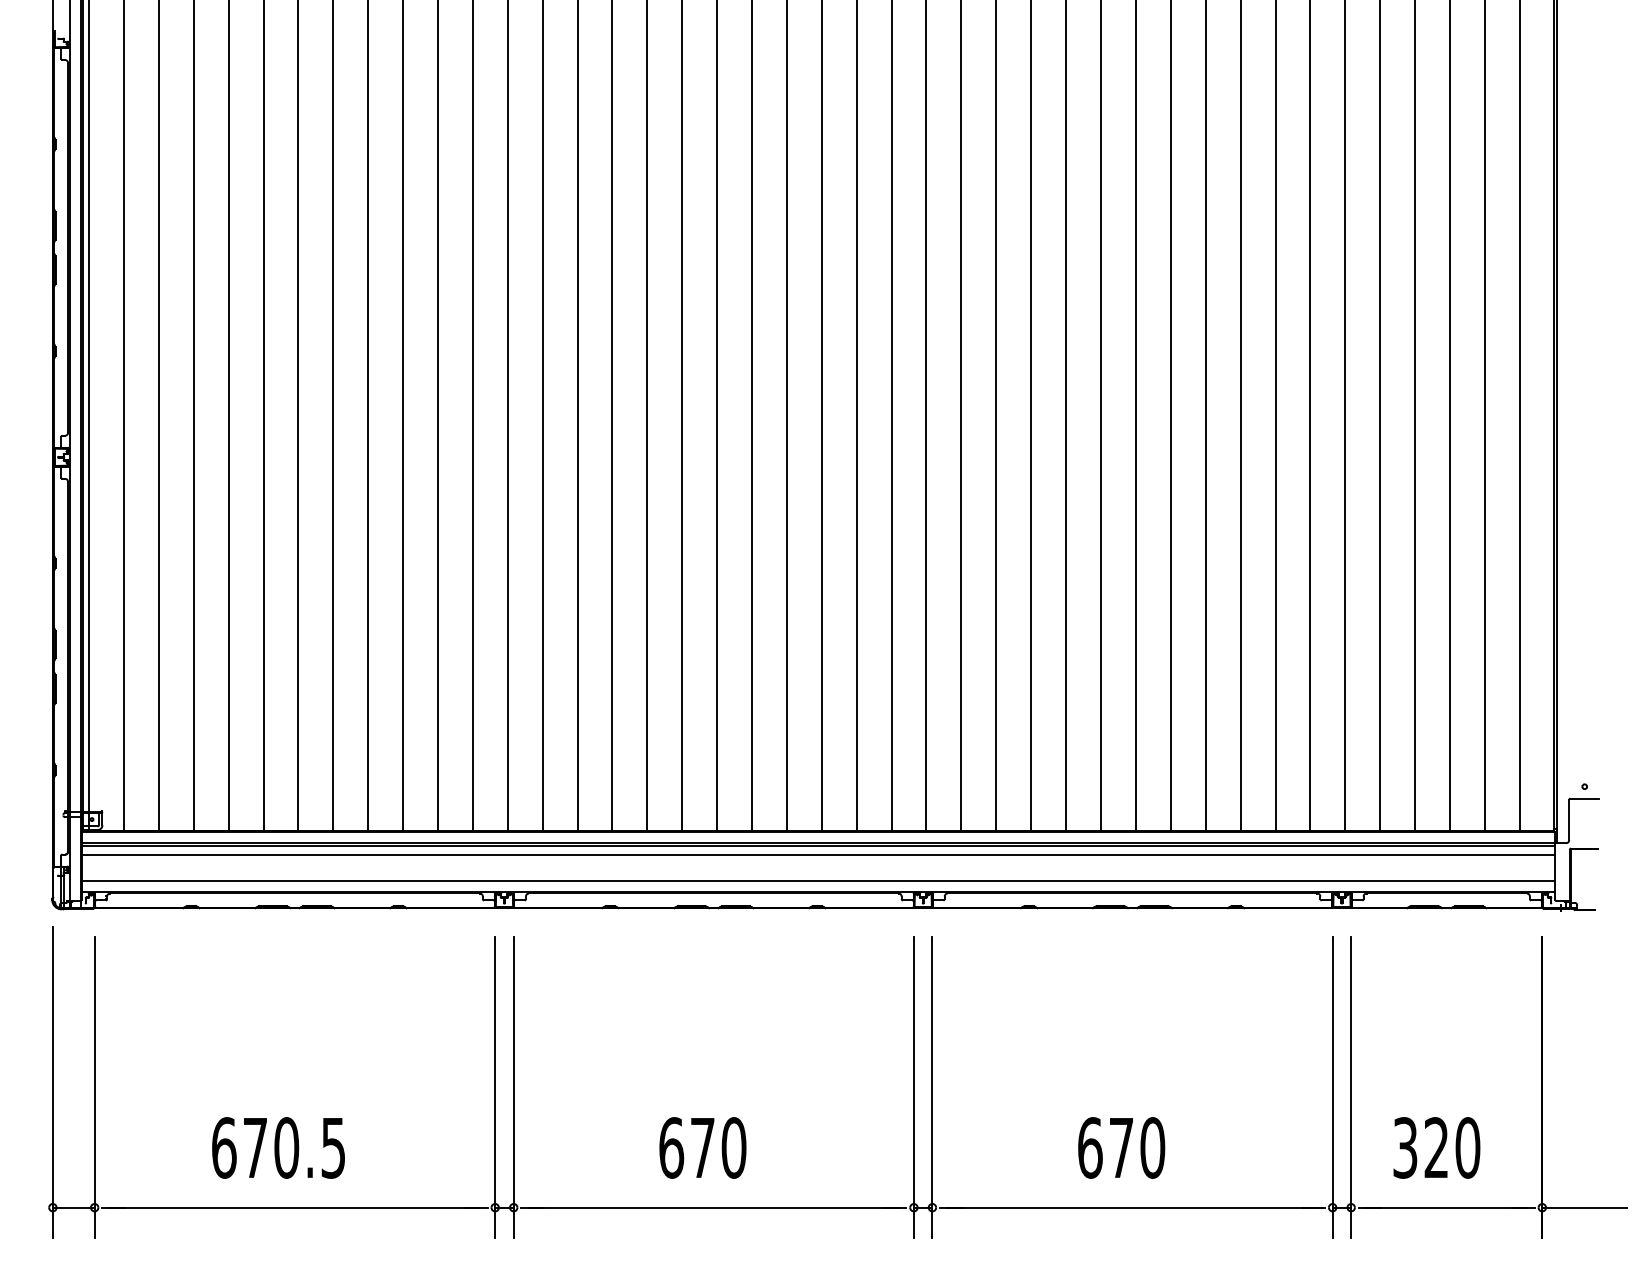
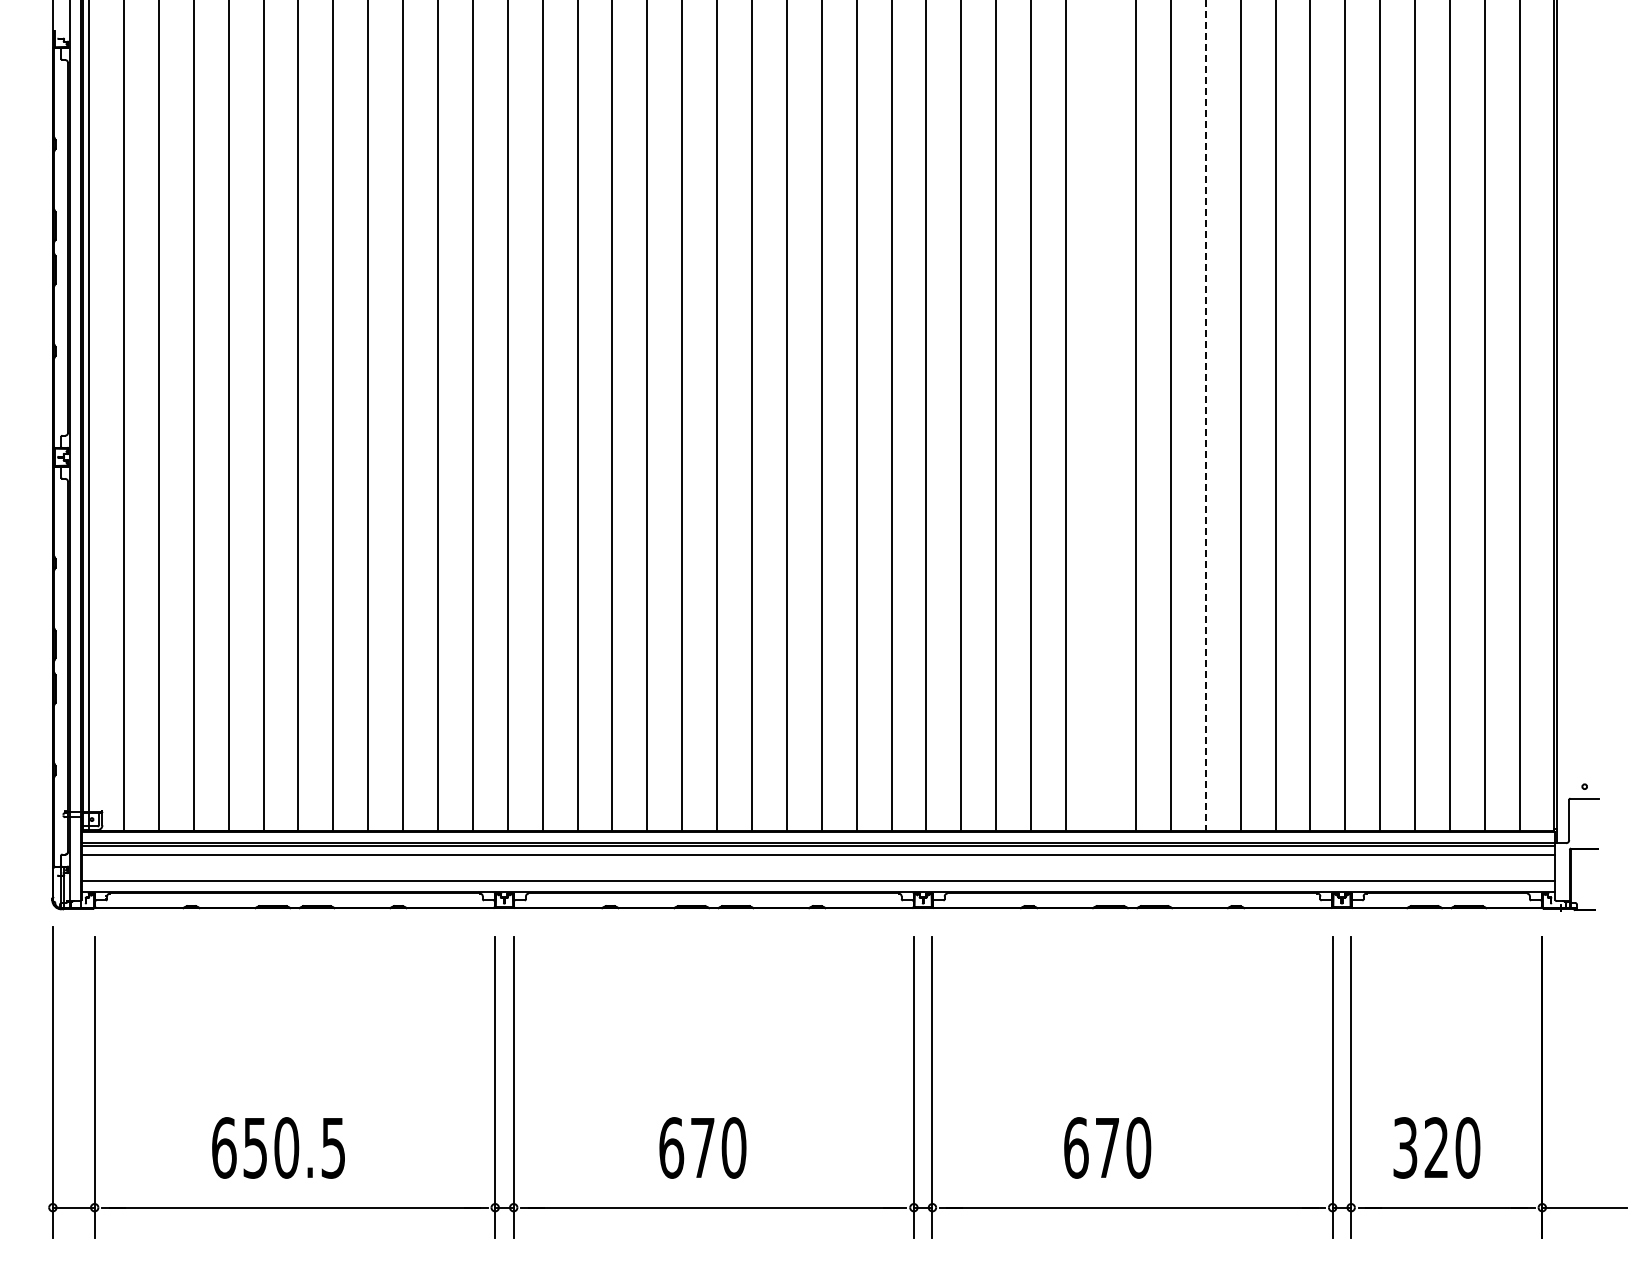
line: present -> none (1101, 416)
line: solid -> dashed (1205, 416)
text position: (1121, 1147) -> (1107, 1147) (1107, 1147)
text: 670.5 -> 650.5 (254, 1148)
